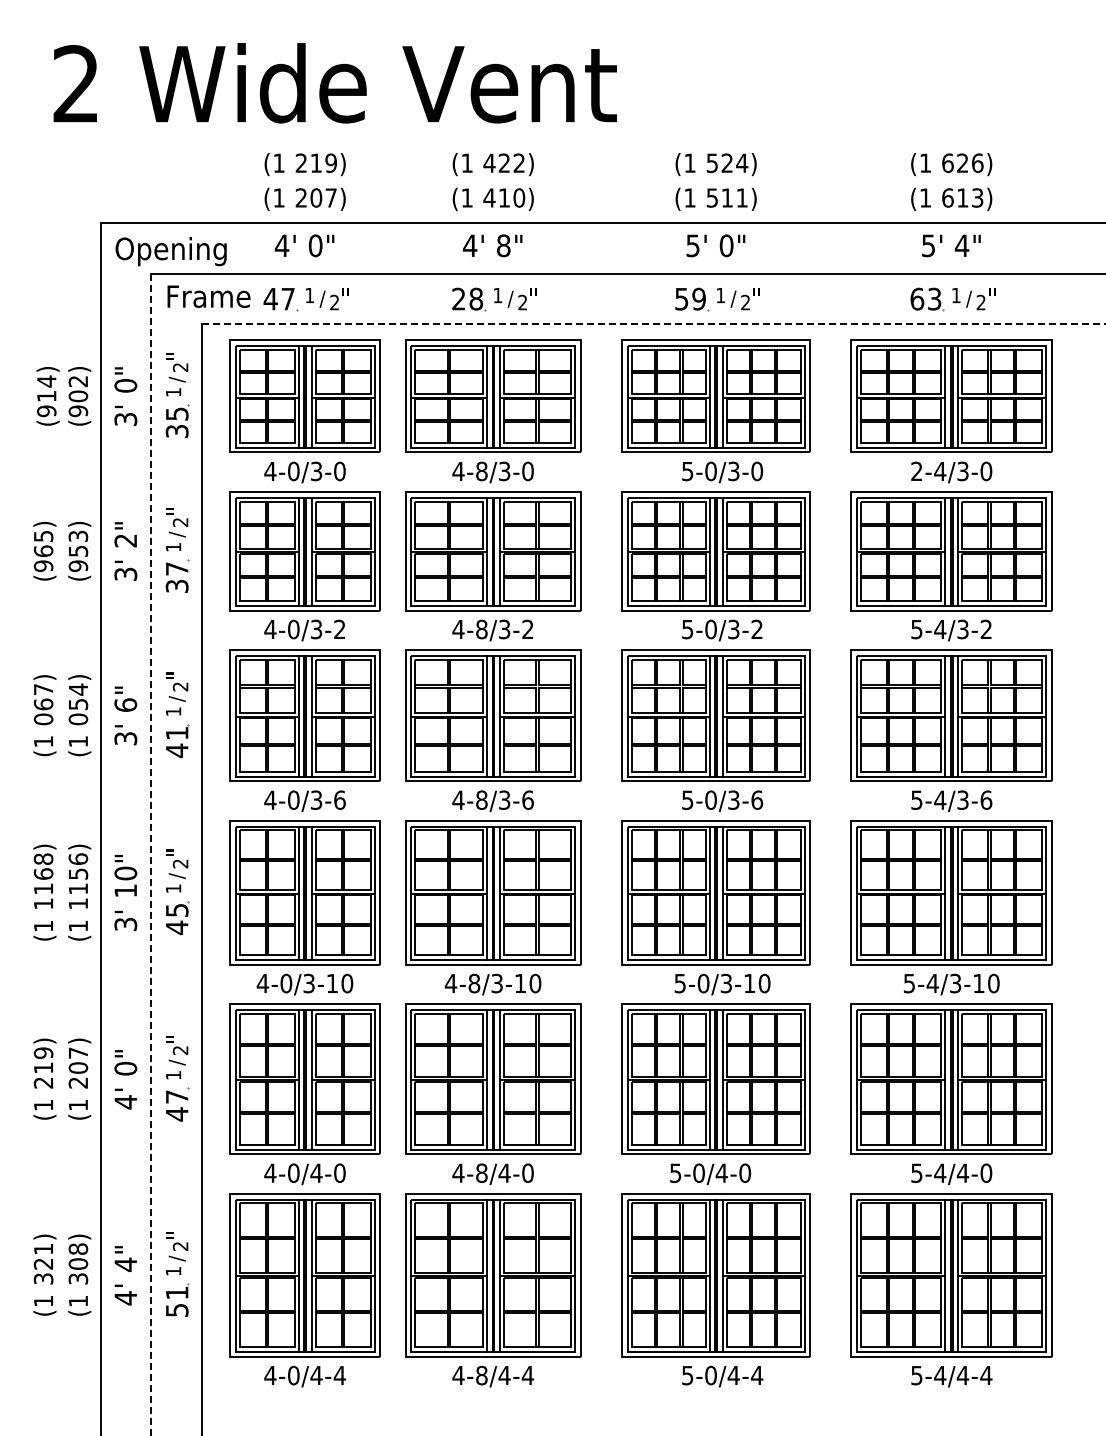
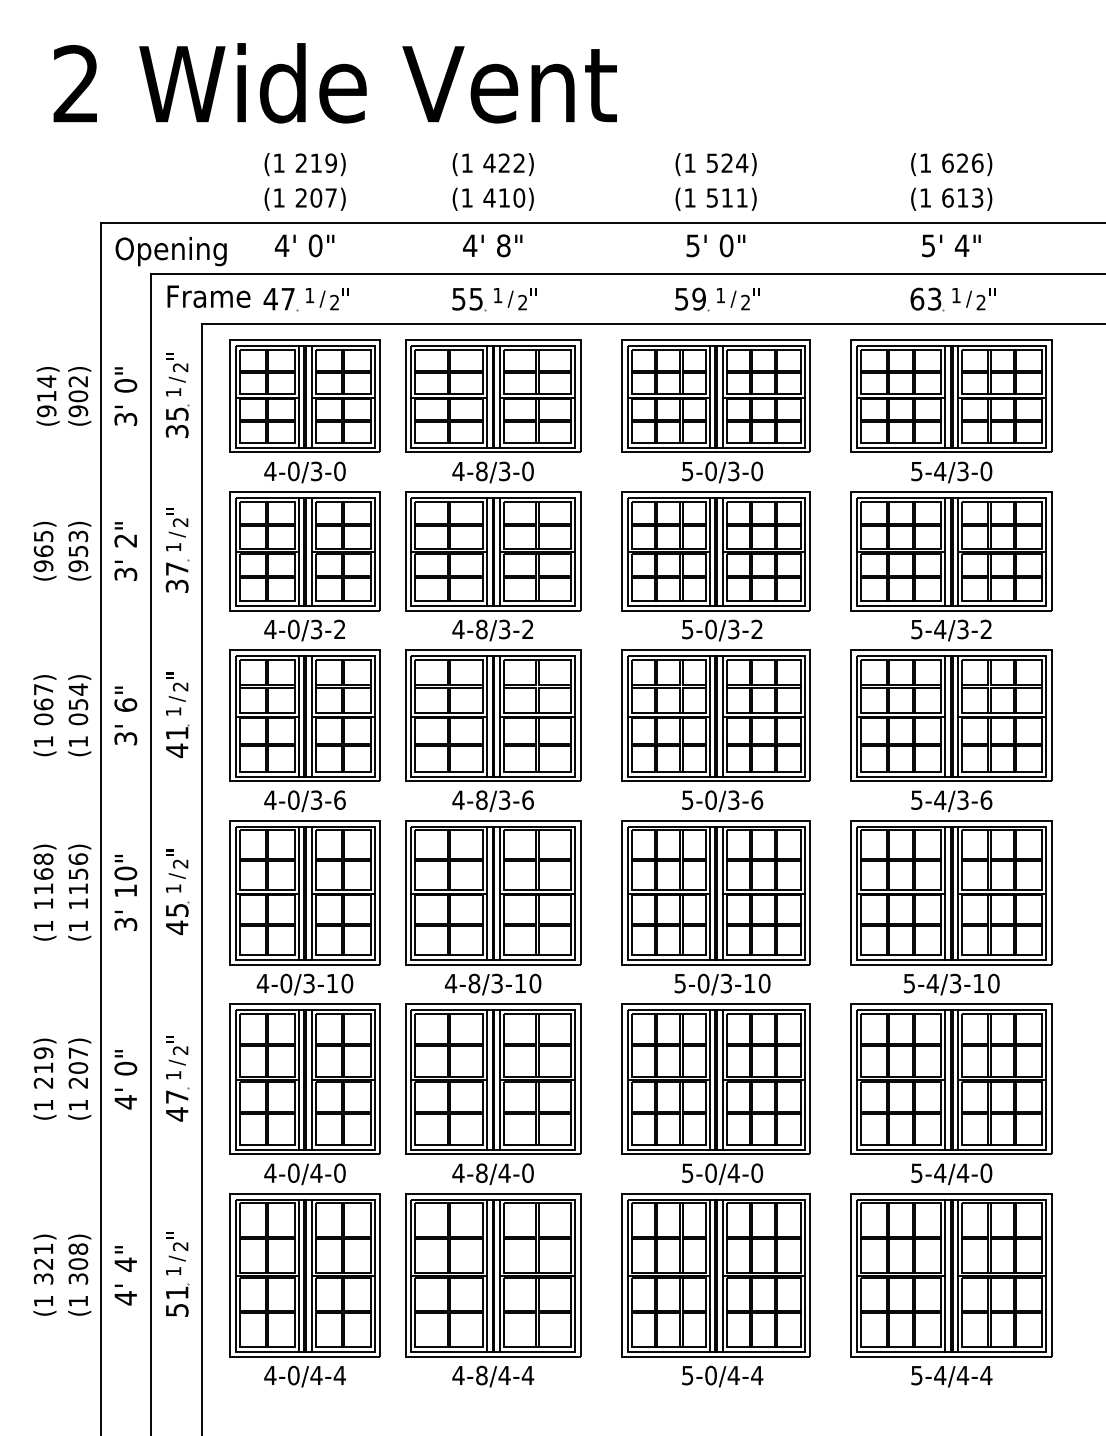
text: 28 -> 55 (467, 298)
line: dashed -> solid (653, 324)
text: 2-4/3-0 -> 5-4/3-0 (916, 471)
line: dashed -> solid (151, 854)
text position: (710, 1174) -> (722, 1174) (722, 1174)
